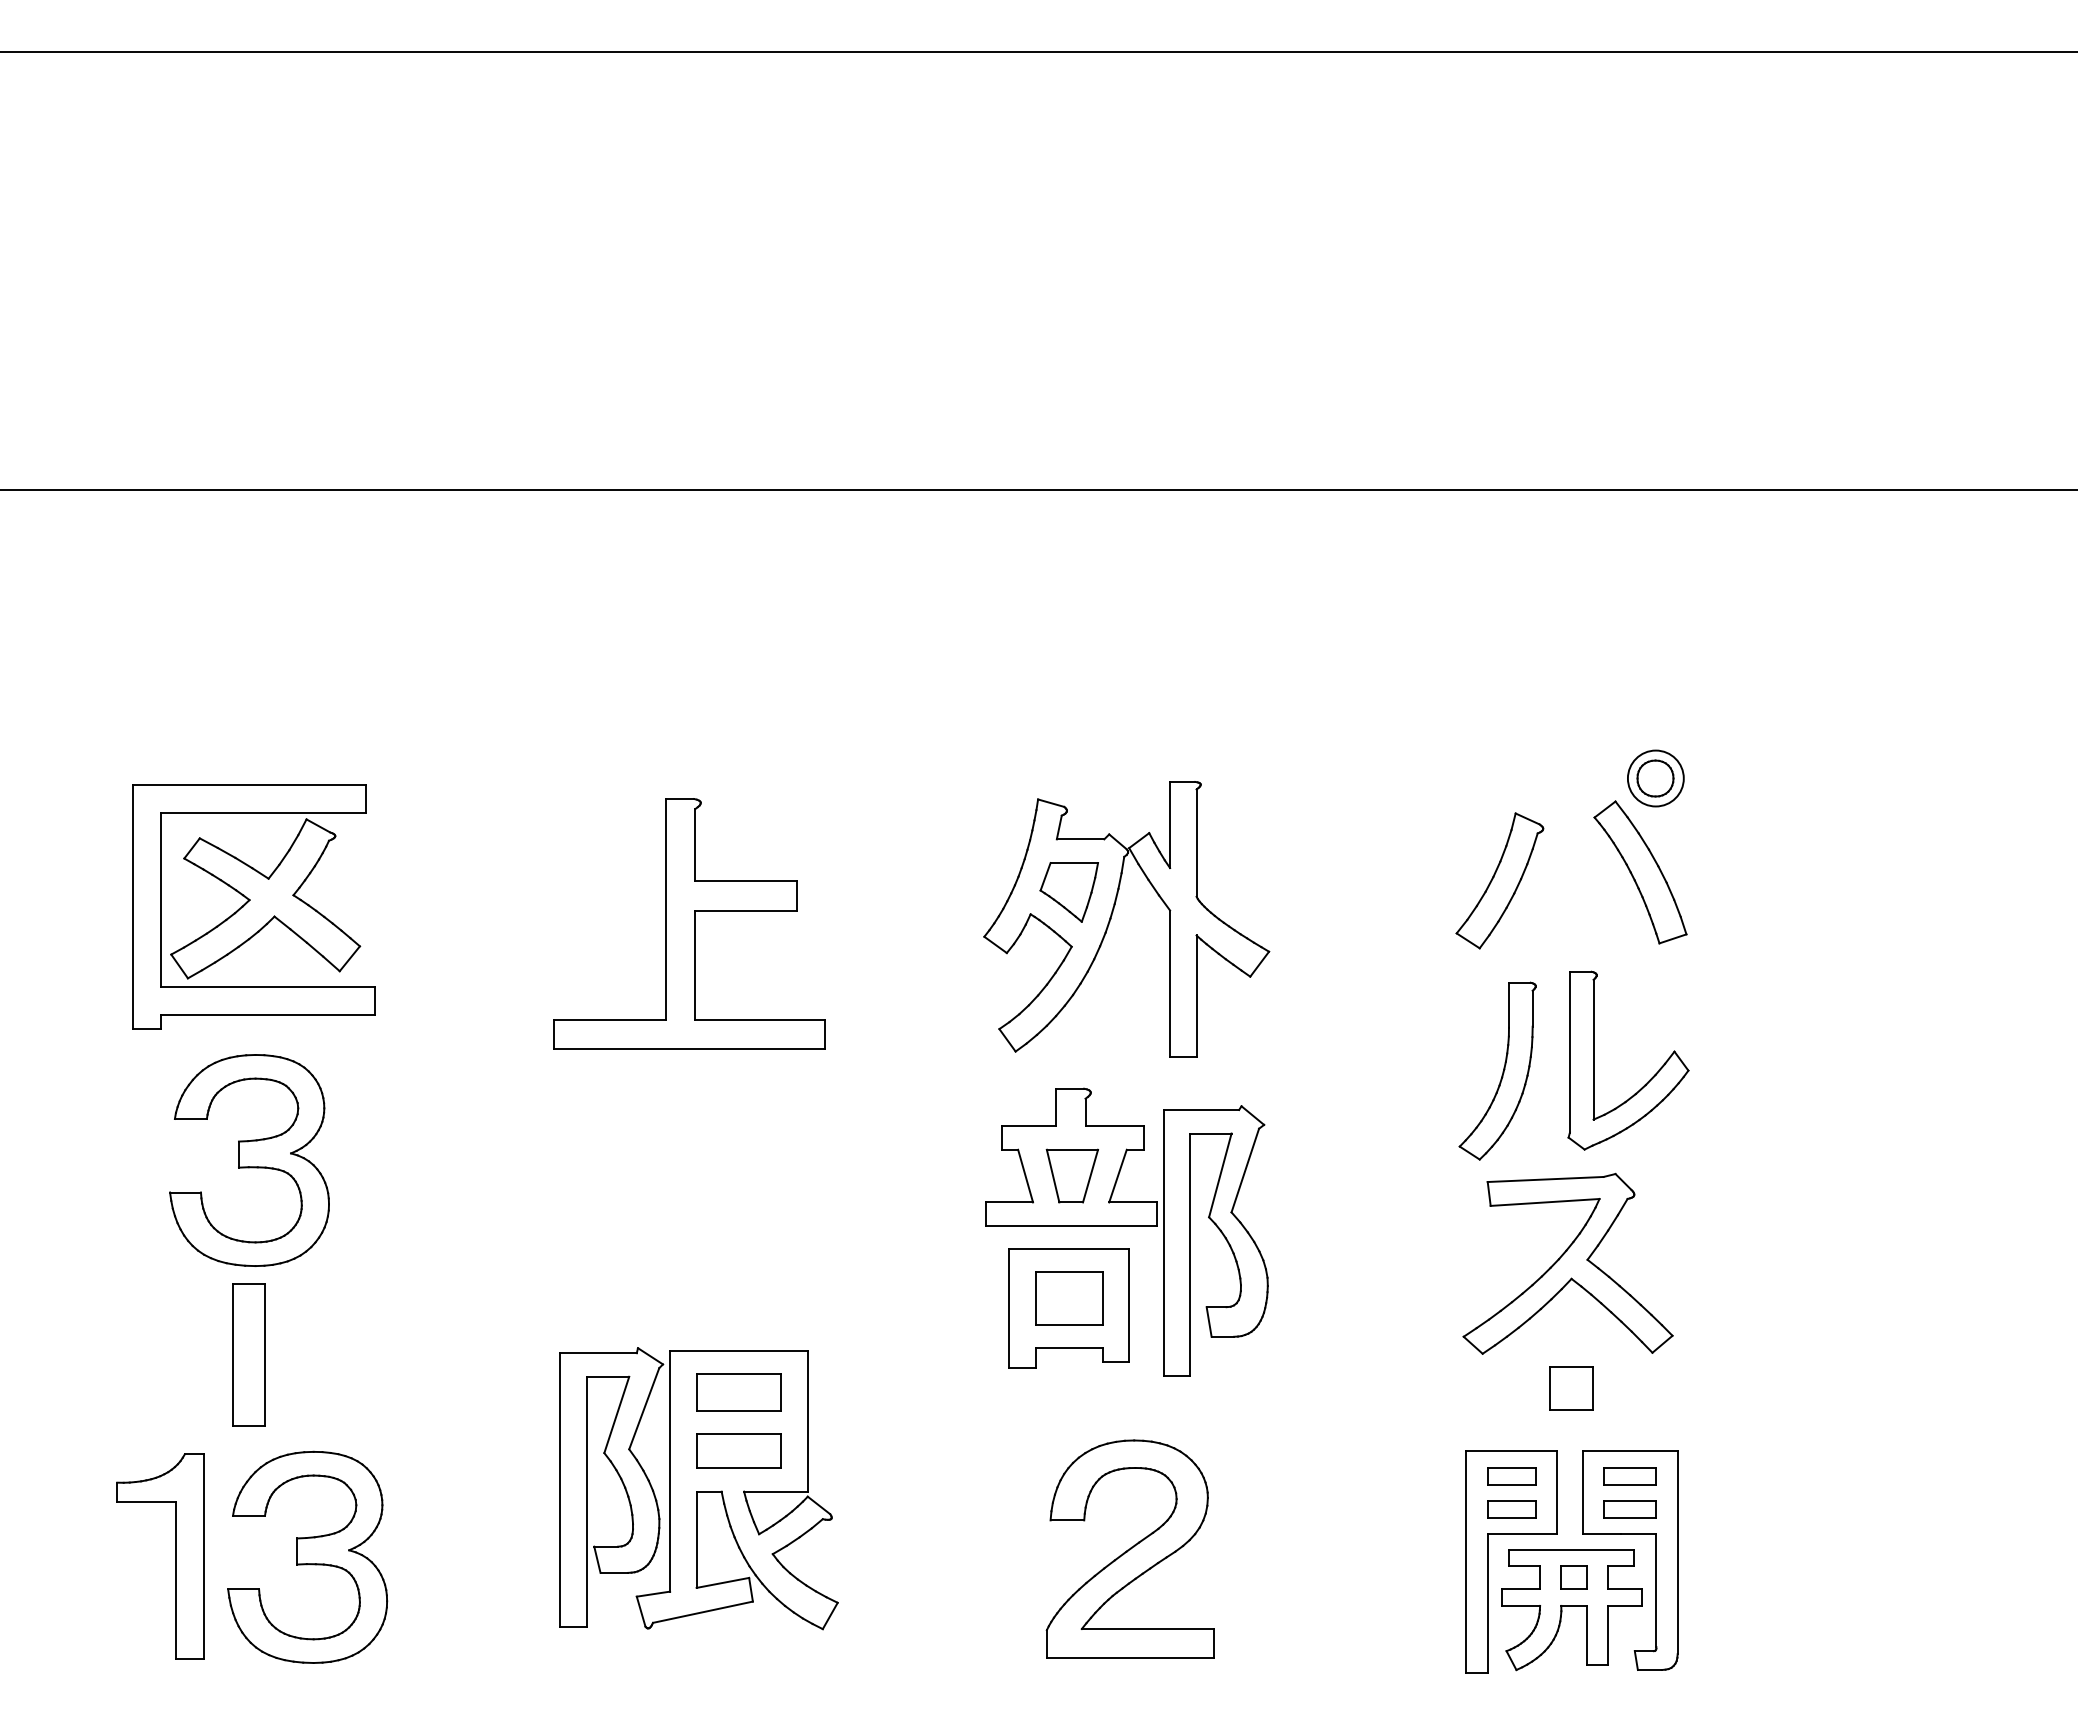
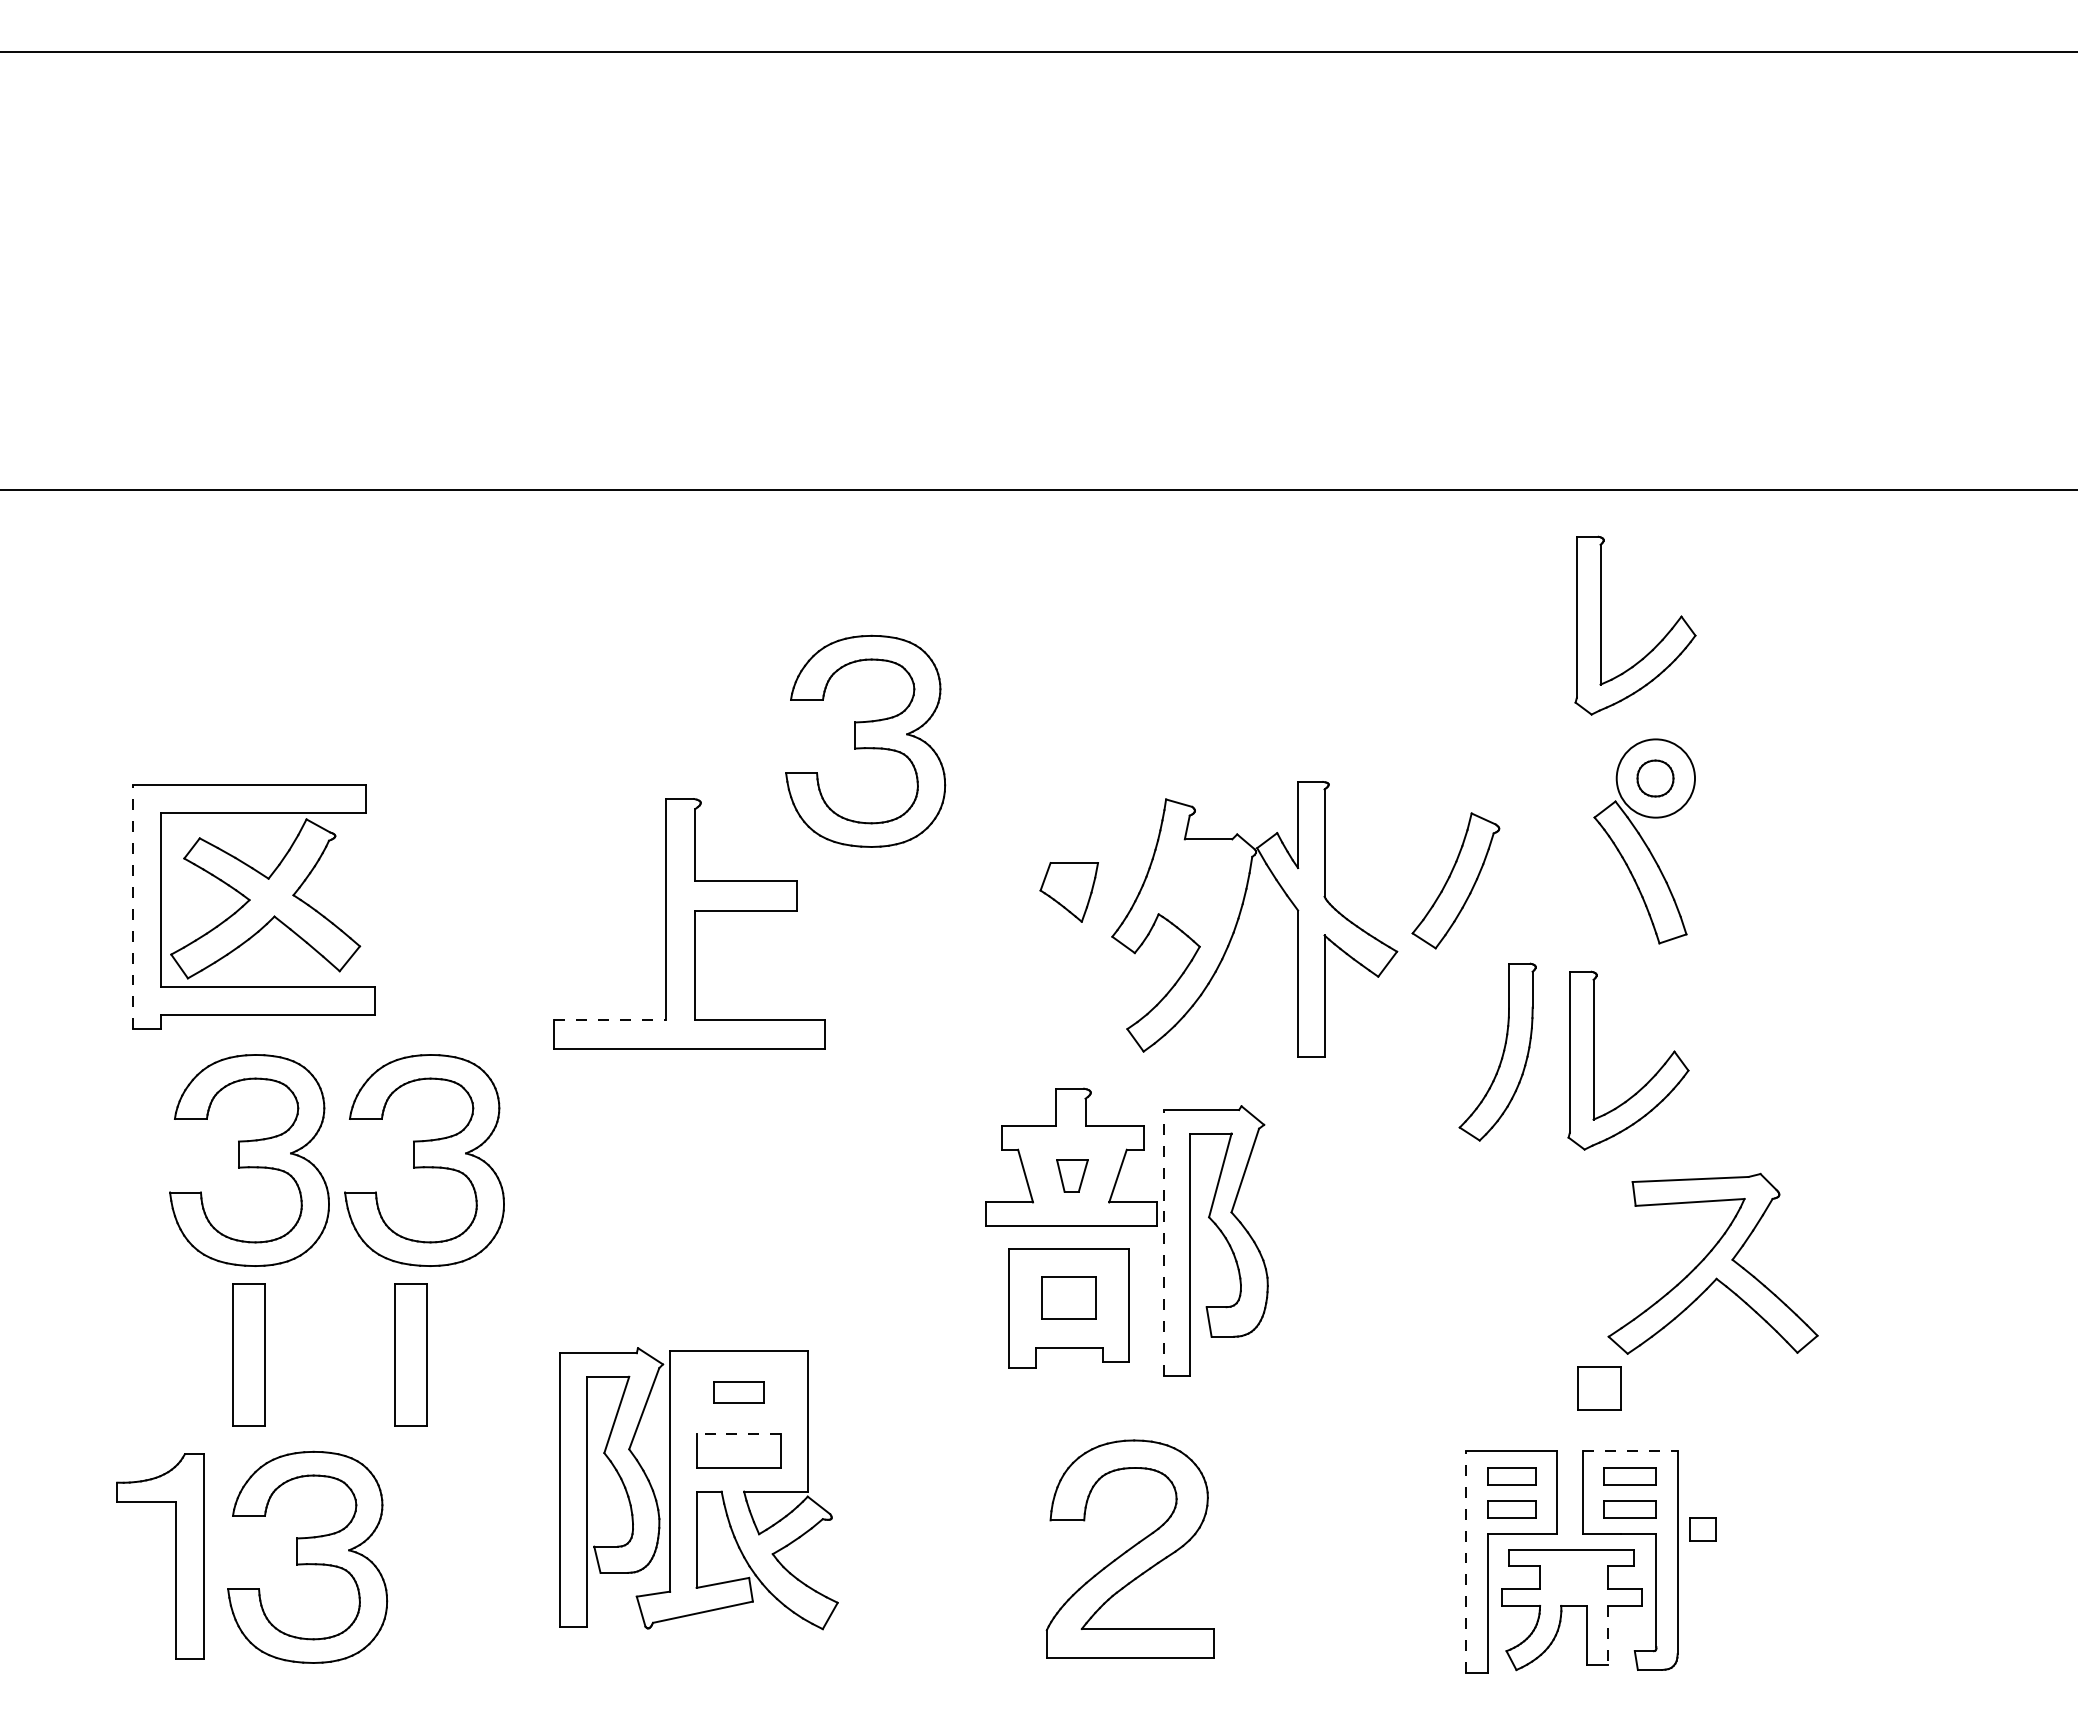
part: none -> present (1655, 645)
part: none -> present (865, 740)
circle diameter: 56 px -> 78 px (1655, 778)
part position: (1499, 880) -> (1455, 880) (1455, 880)
line: solid -> dashed (132, 906)
part position: (1112, 915) -> (1240, 915) (1240, 915)
line: solid -> dashed (610, 1020)
part position: (1497, 1070) -> (1497, 1051) (1497, 1051)
part: none -> present (424, 1160)
part size: 55x56 px -> 33x34 px (1072, 1175)
line: solid -> dashed (1163, 1242)
part position: (1567, 1263) -> (1712, 1263) (1712, 1263)
part size: 69x55 px -> 56x44 px (1068, 1297)
part: none -> present (410, 1354)
part position: (1571, 1388) -> (1599, 1388) (1599, 1388)
part size: 86x39 px -> 52x23 px (738, 1392)
line: solid -> dashed (738, 1434)
line: solid -> dashed (1630, 1451)
line: solid -> dashed (1466, 1562)
part position: (1573, 1577) -> (1702, 1529) (1702, 1529)
line: solid -> dashed (1607, 1635)
